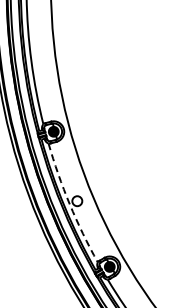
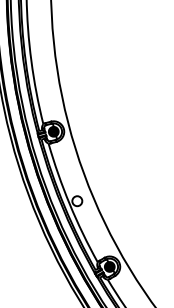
arc: dashed -> solid (69, 204)
